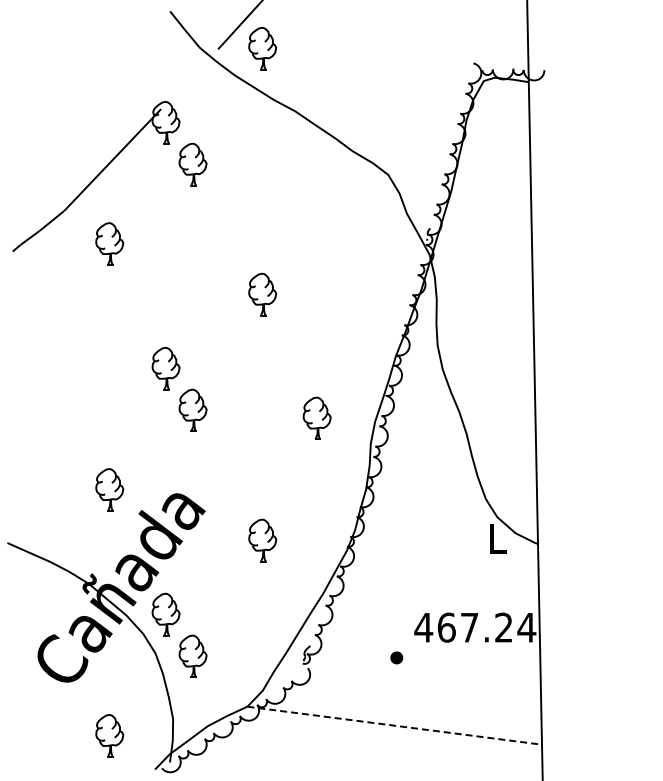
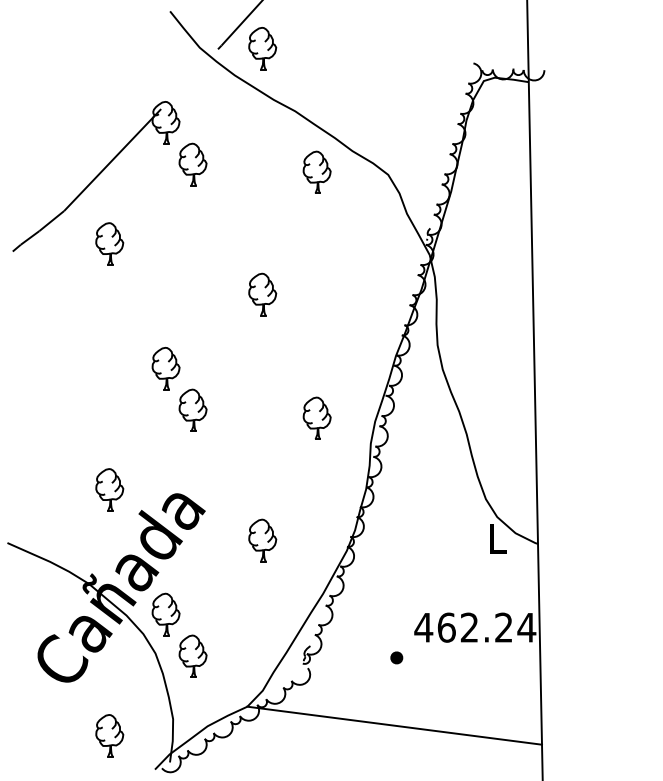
part: none -> present (316, 171)
text: 467.24 -> 462.24 (468, 627)
line: dashed -> solid (394, 725)
